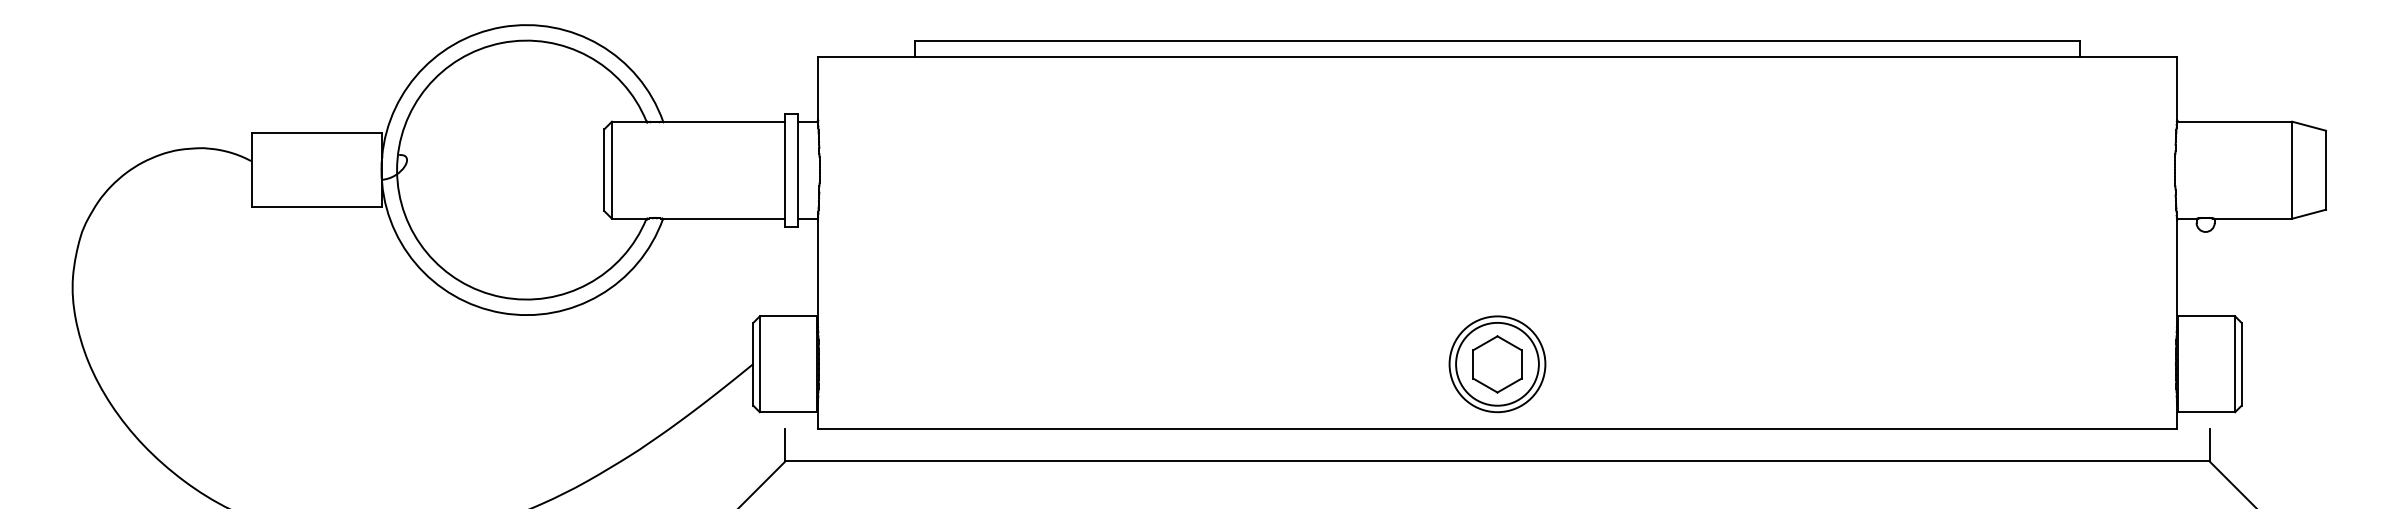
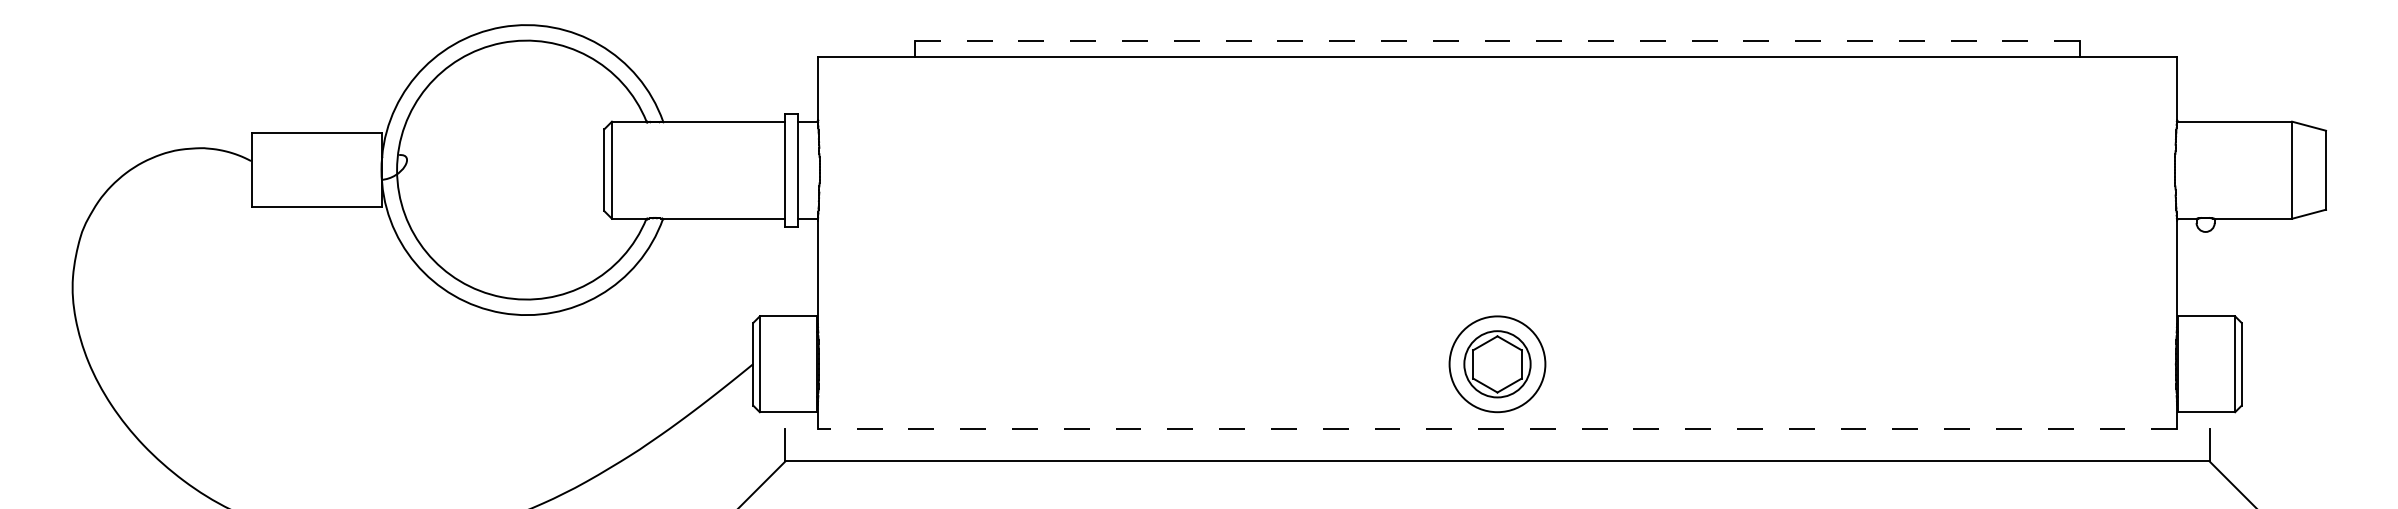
line: solid -> dashed (1497, 40)
circle diameter: 83 px -> 66 px (1497, 364)
line: solid -> dashed (1497, 429)
